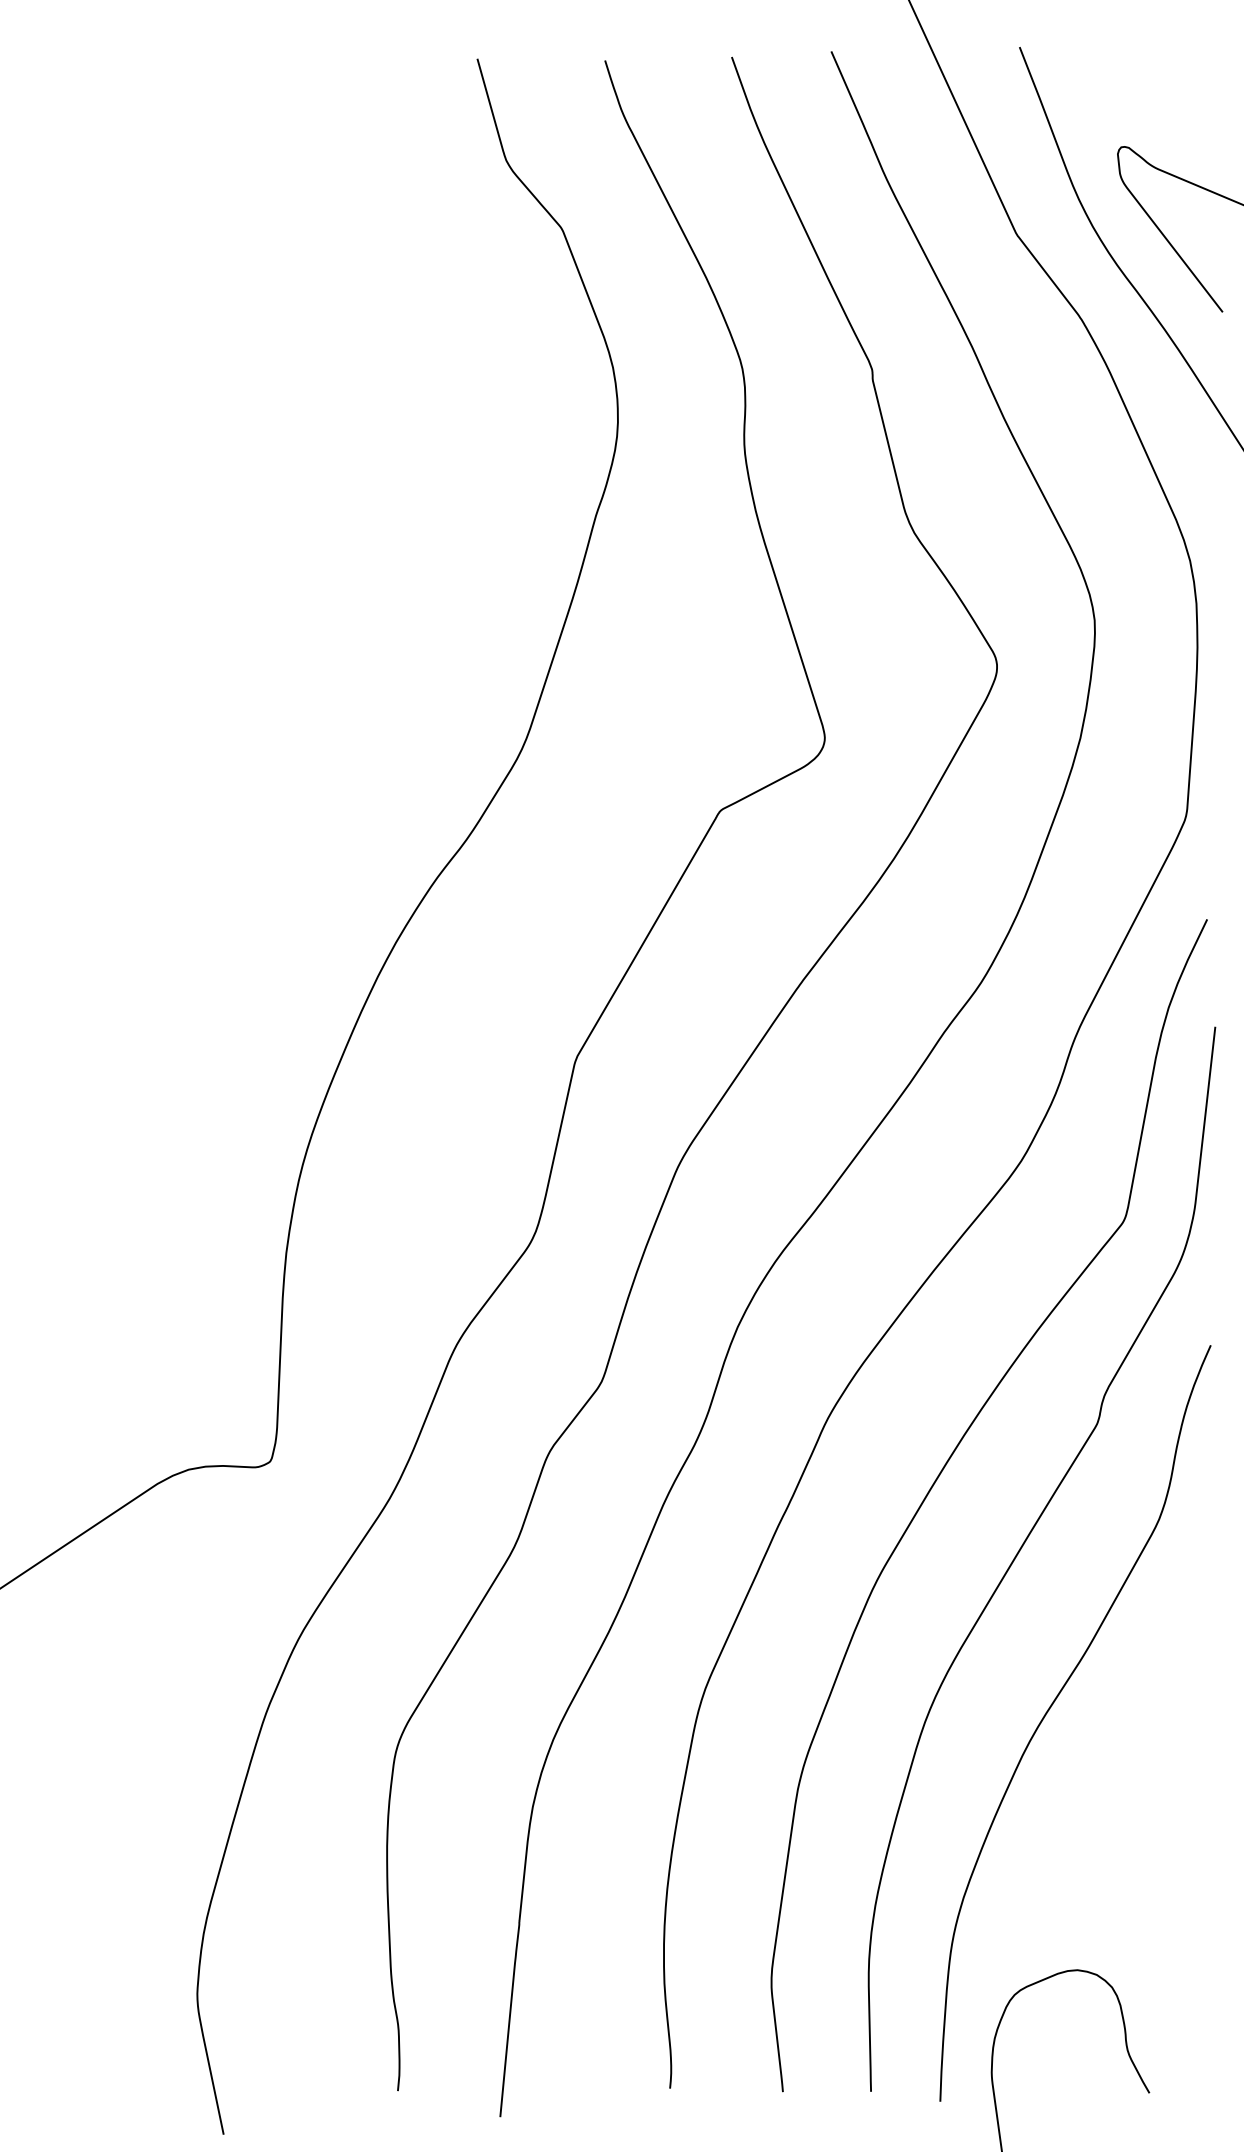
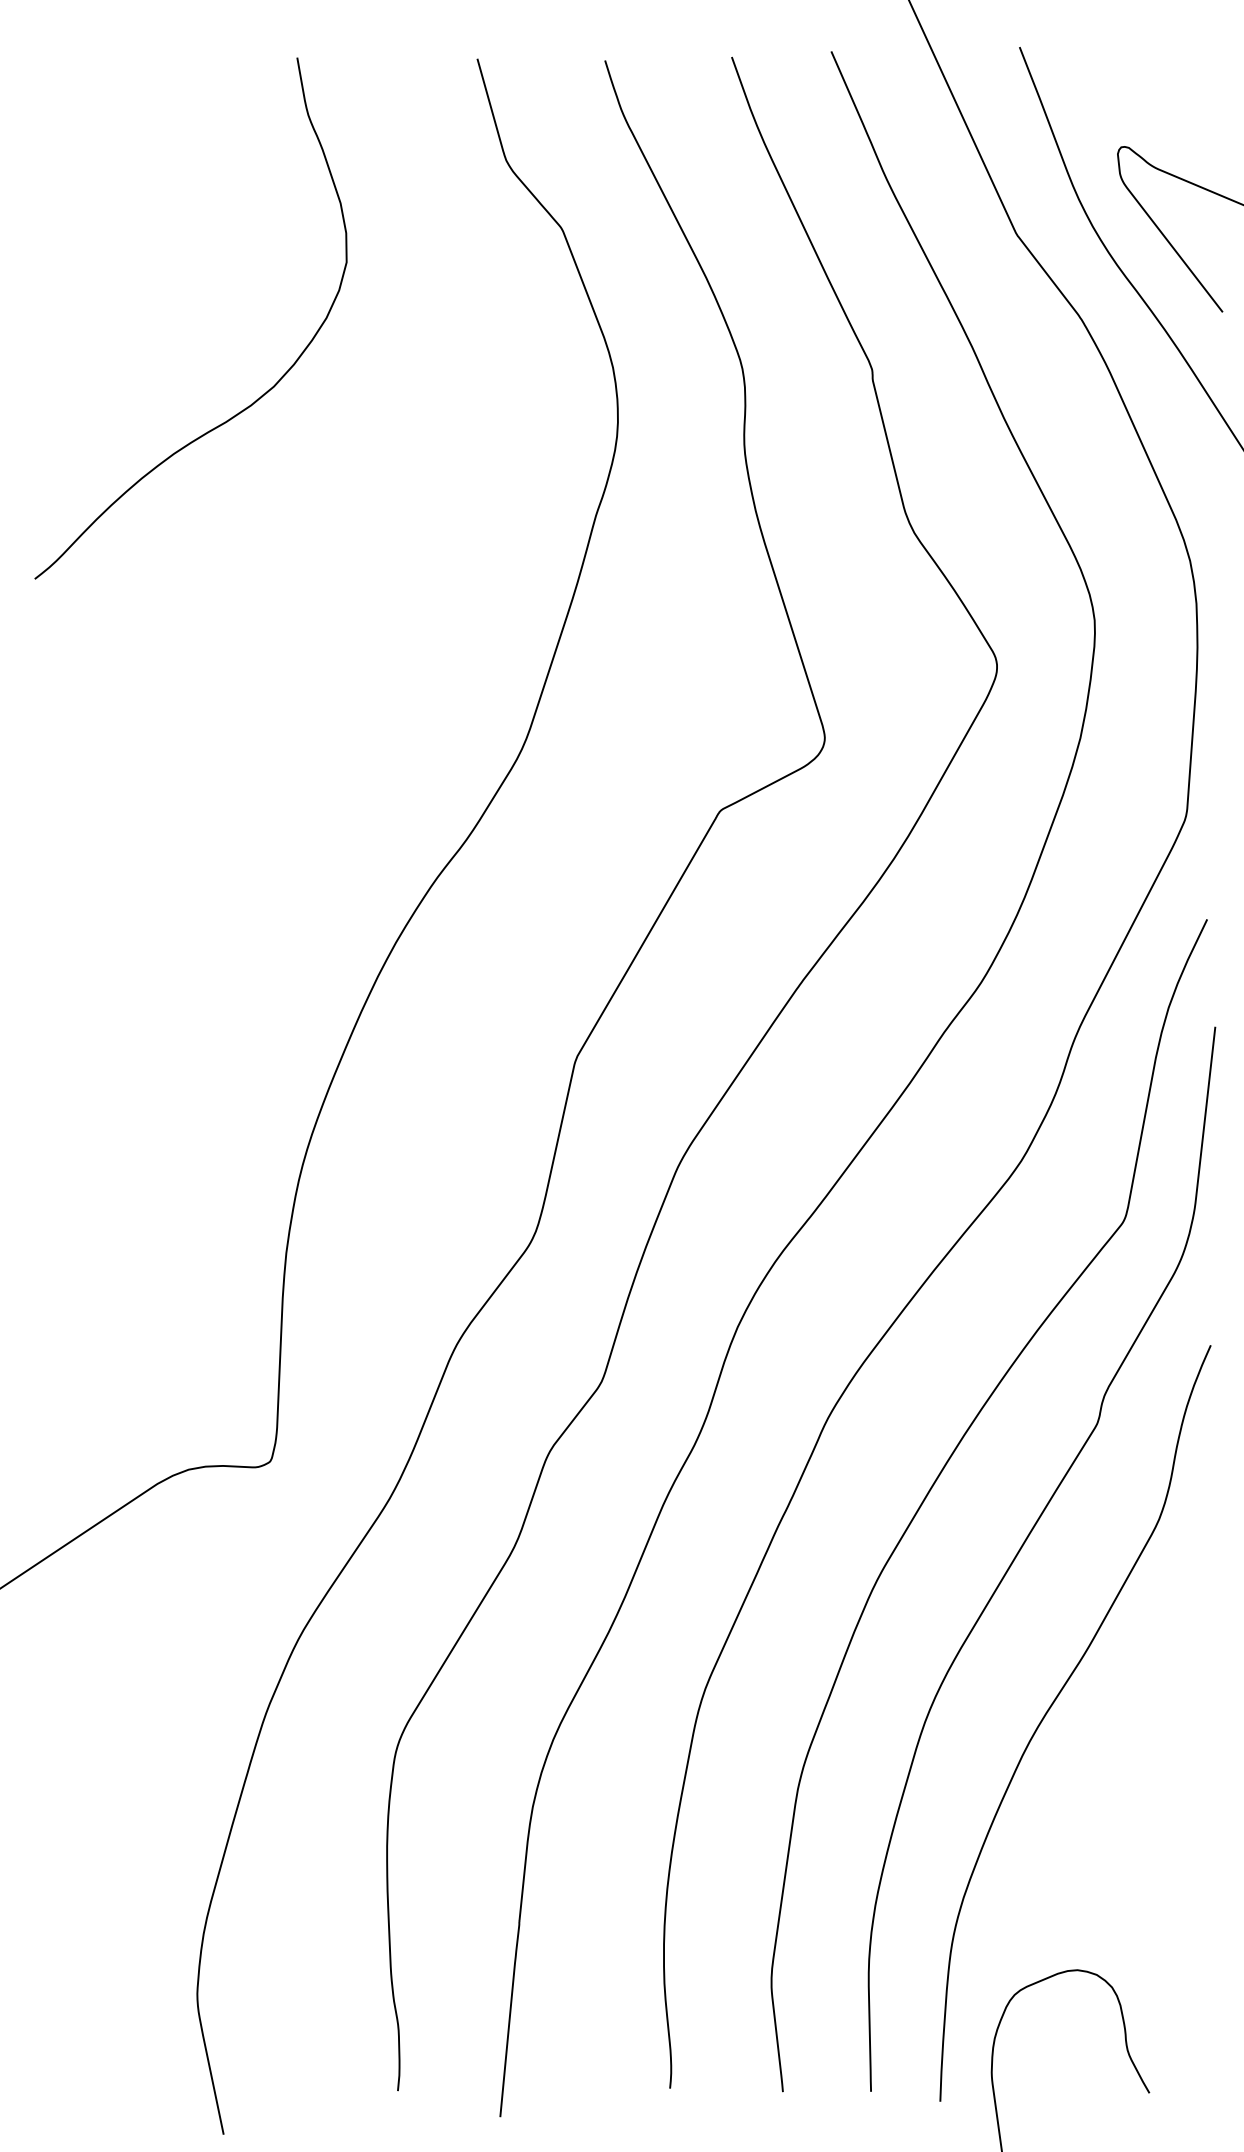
curve: none -> present (257, 398)
